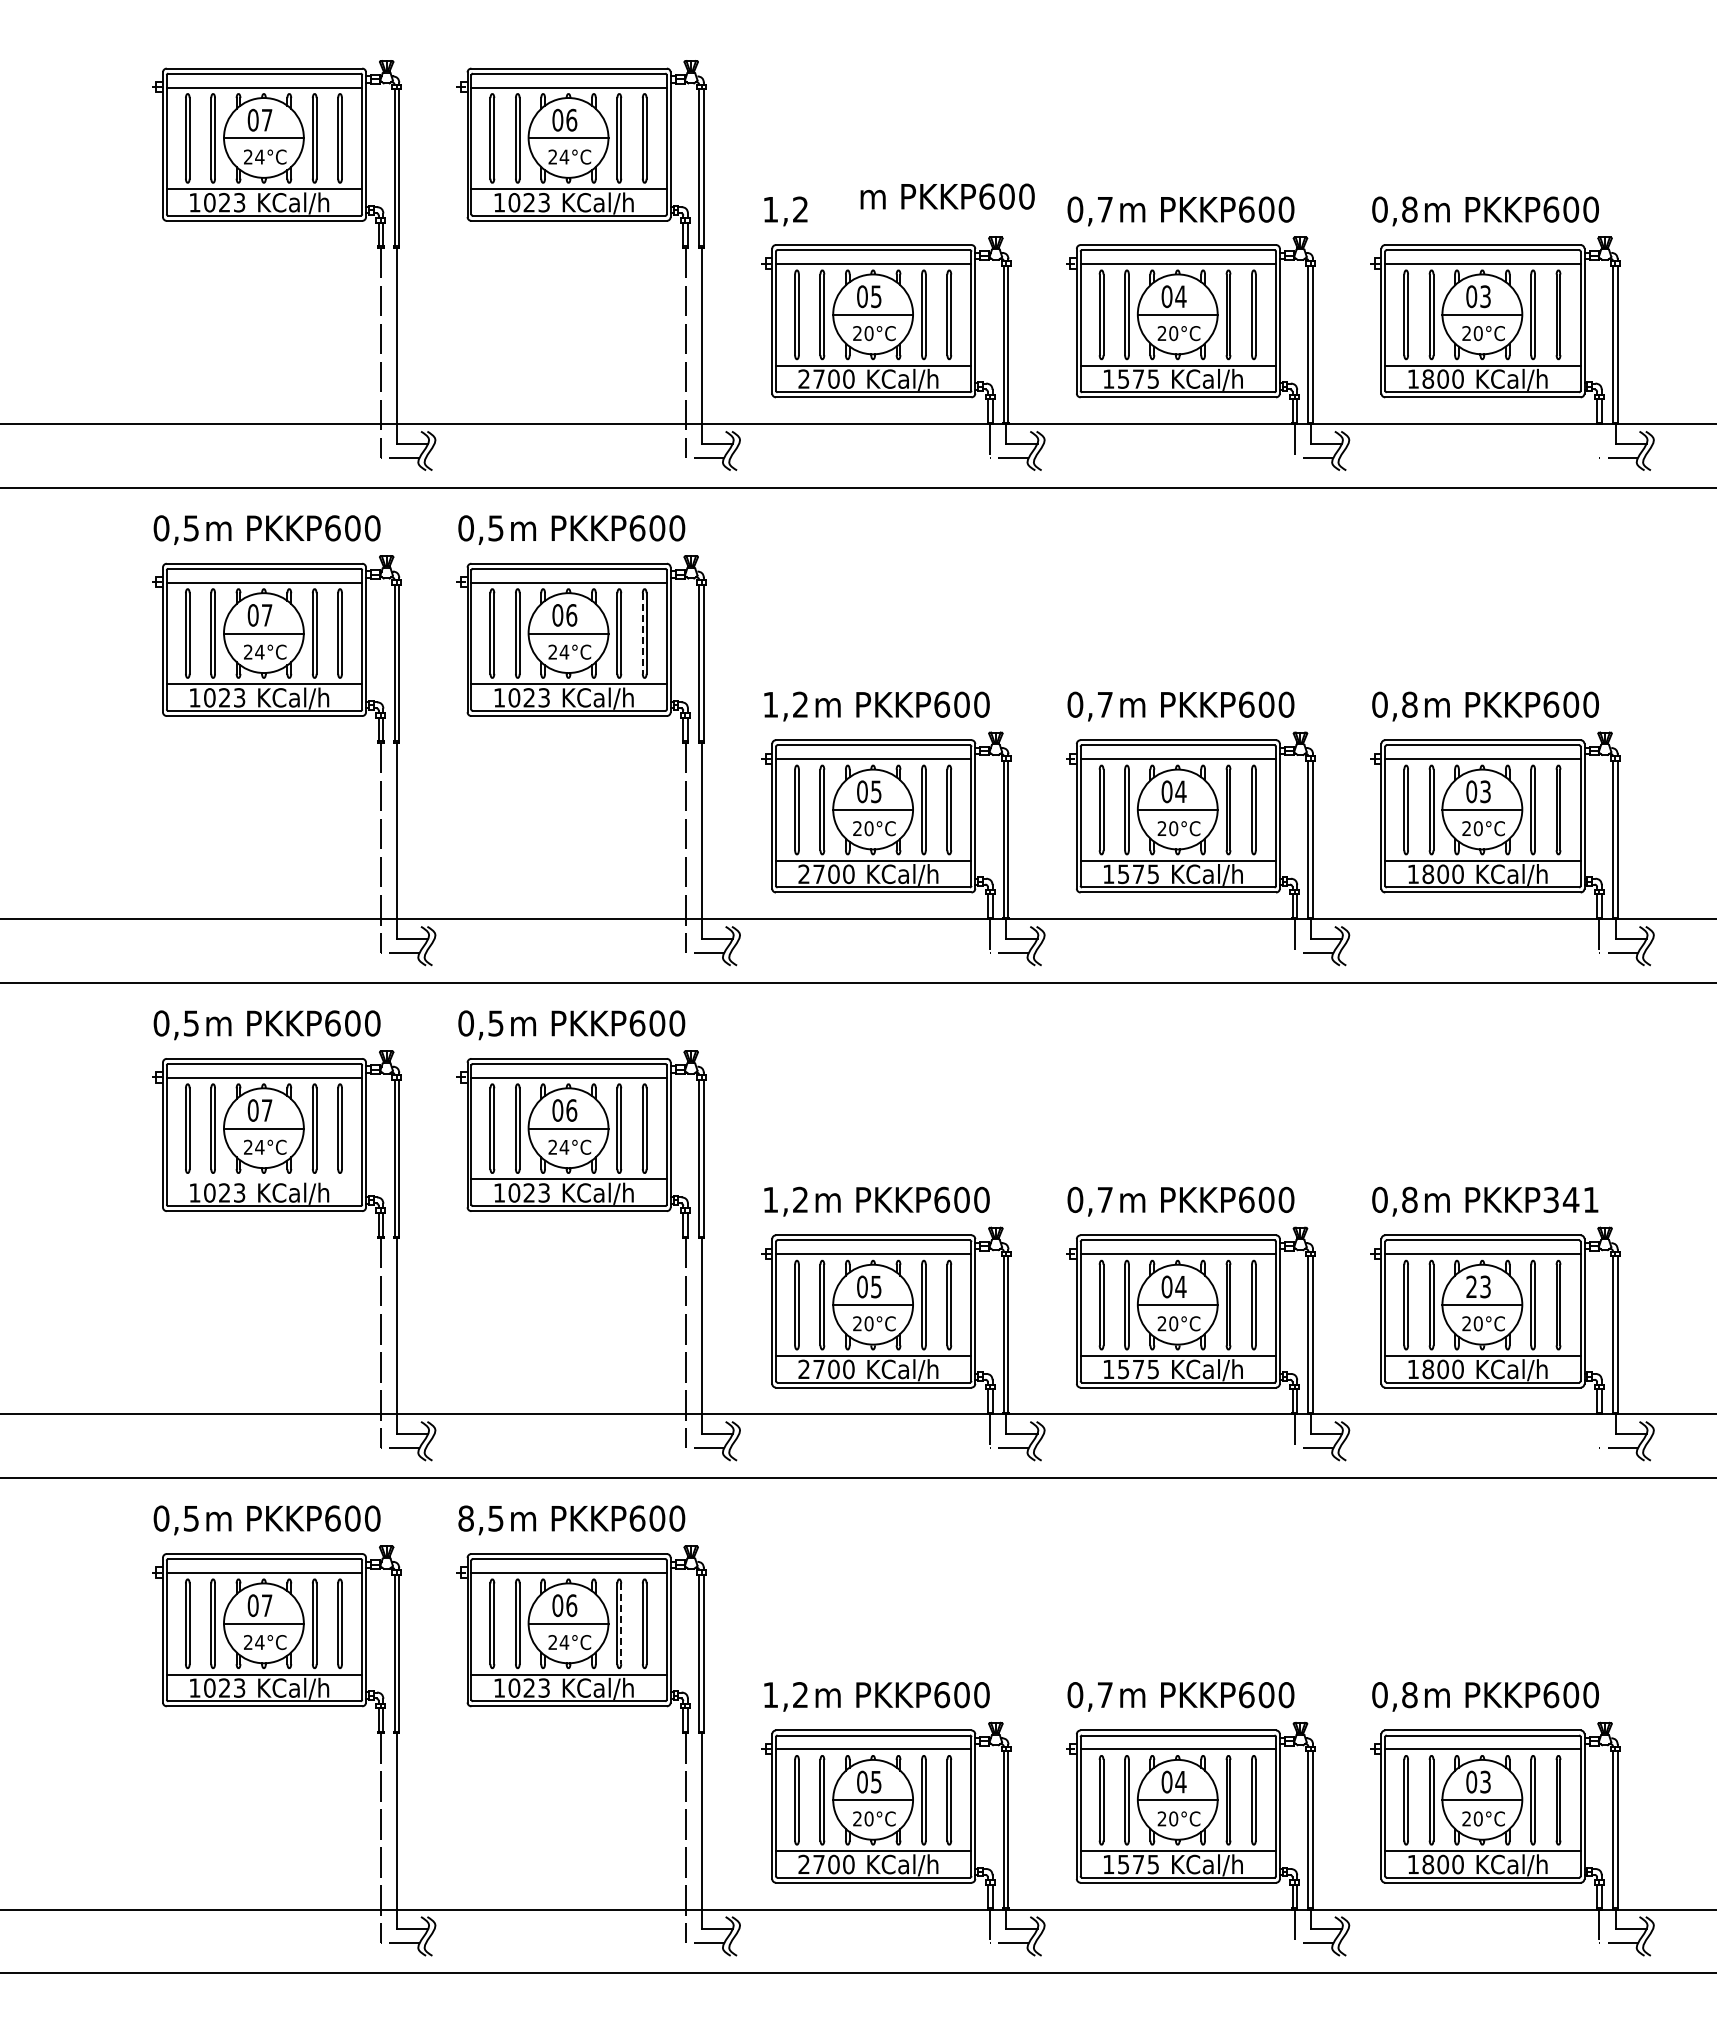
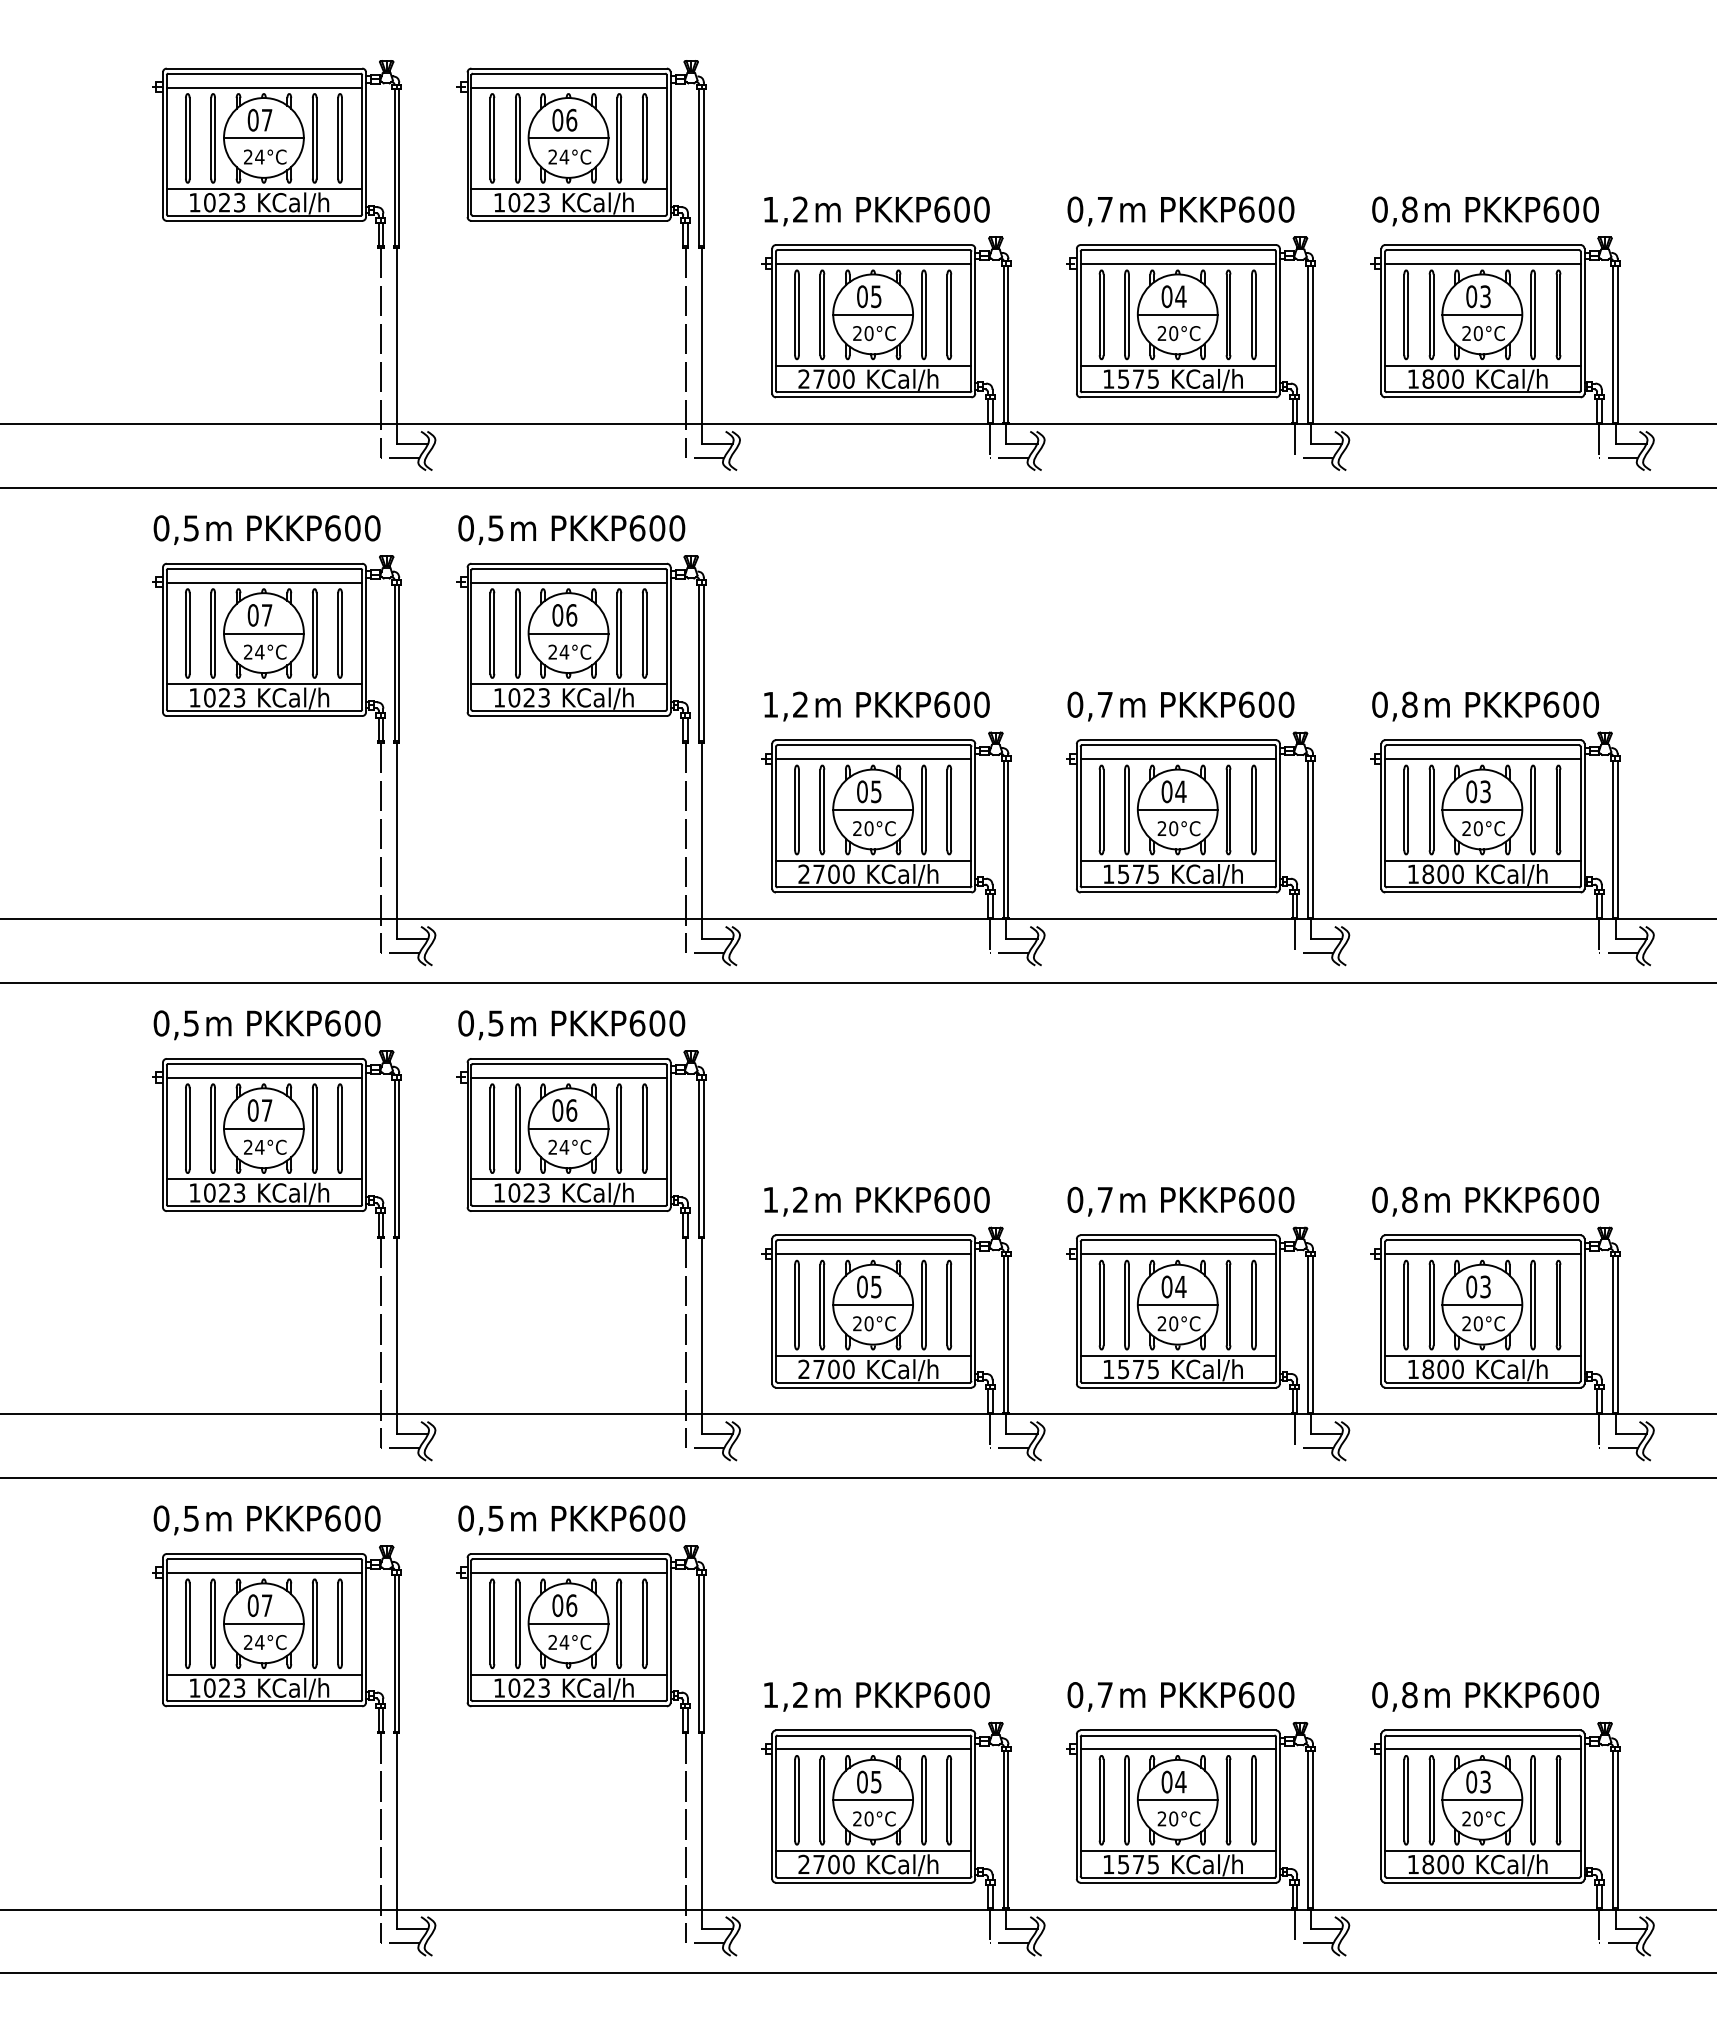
text position: (947, 196) -> (902, 209) (902, 209)
line: none -> present (1599, 440)
line: dashed -> solid (642, 634)
line: none -> present (264, 1179)
text: PKKP341 -> PKKP600 (1570, 1199)
text: 23 -> 03 (1471, 1286)
line: none -> present (1599, 1431)
text: 8,5 -> 0,5 (465, 1518)
line: dashed -> solid (621, 1624)
